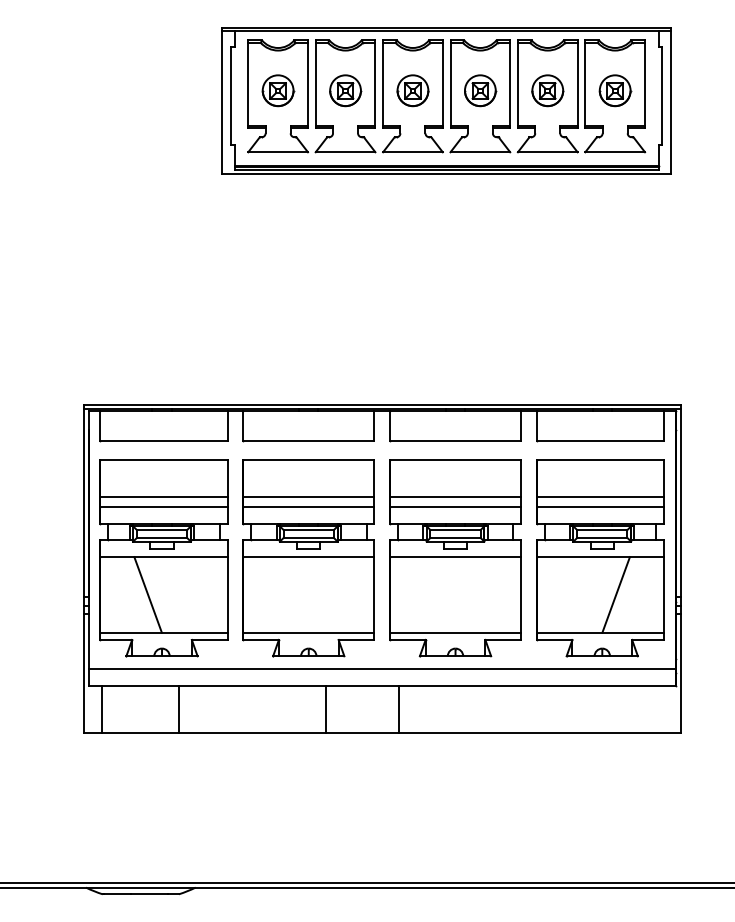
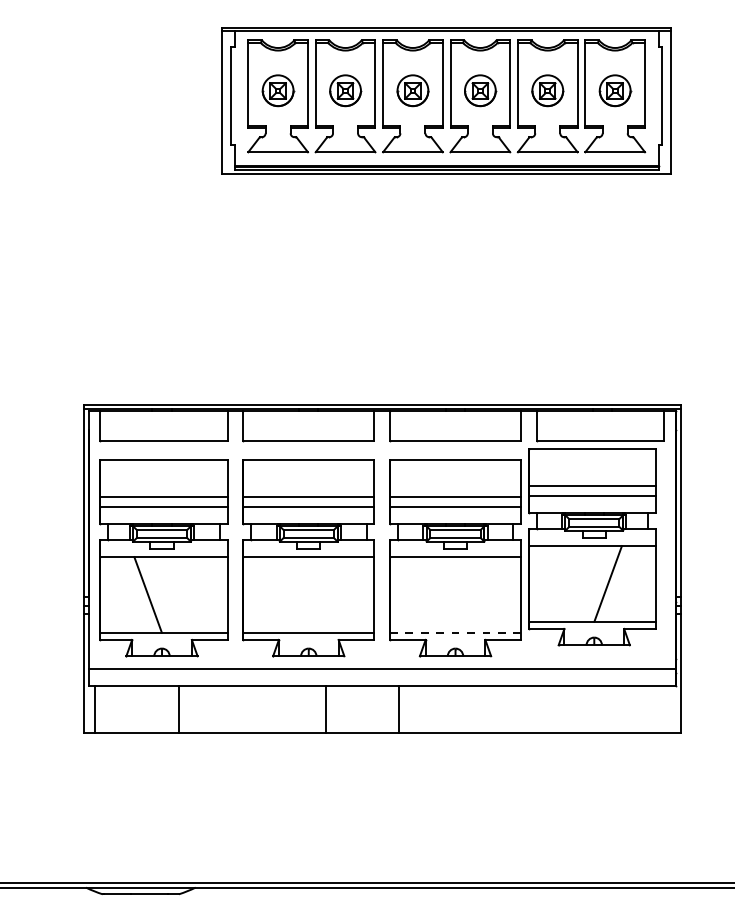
part position: (600, 558) -> (592, 547) (592, 547)
line: solid -> dashed (456, 632)
line position: (102, 709) -> (95, 709) (95, 709)
